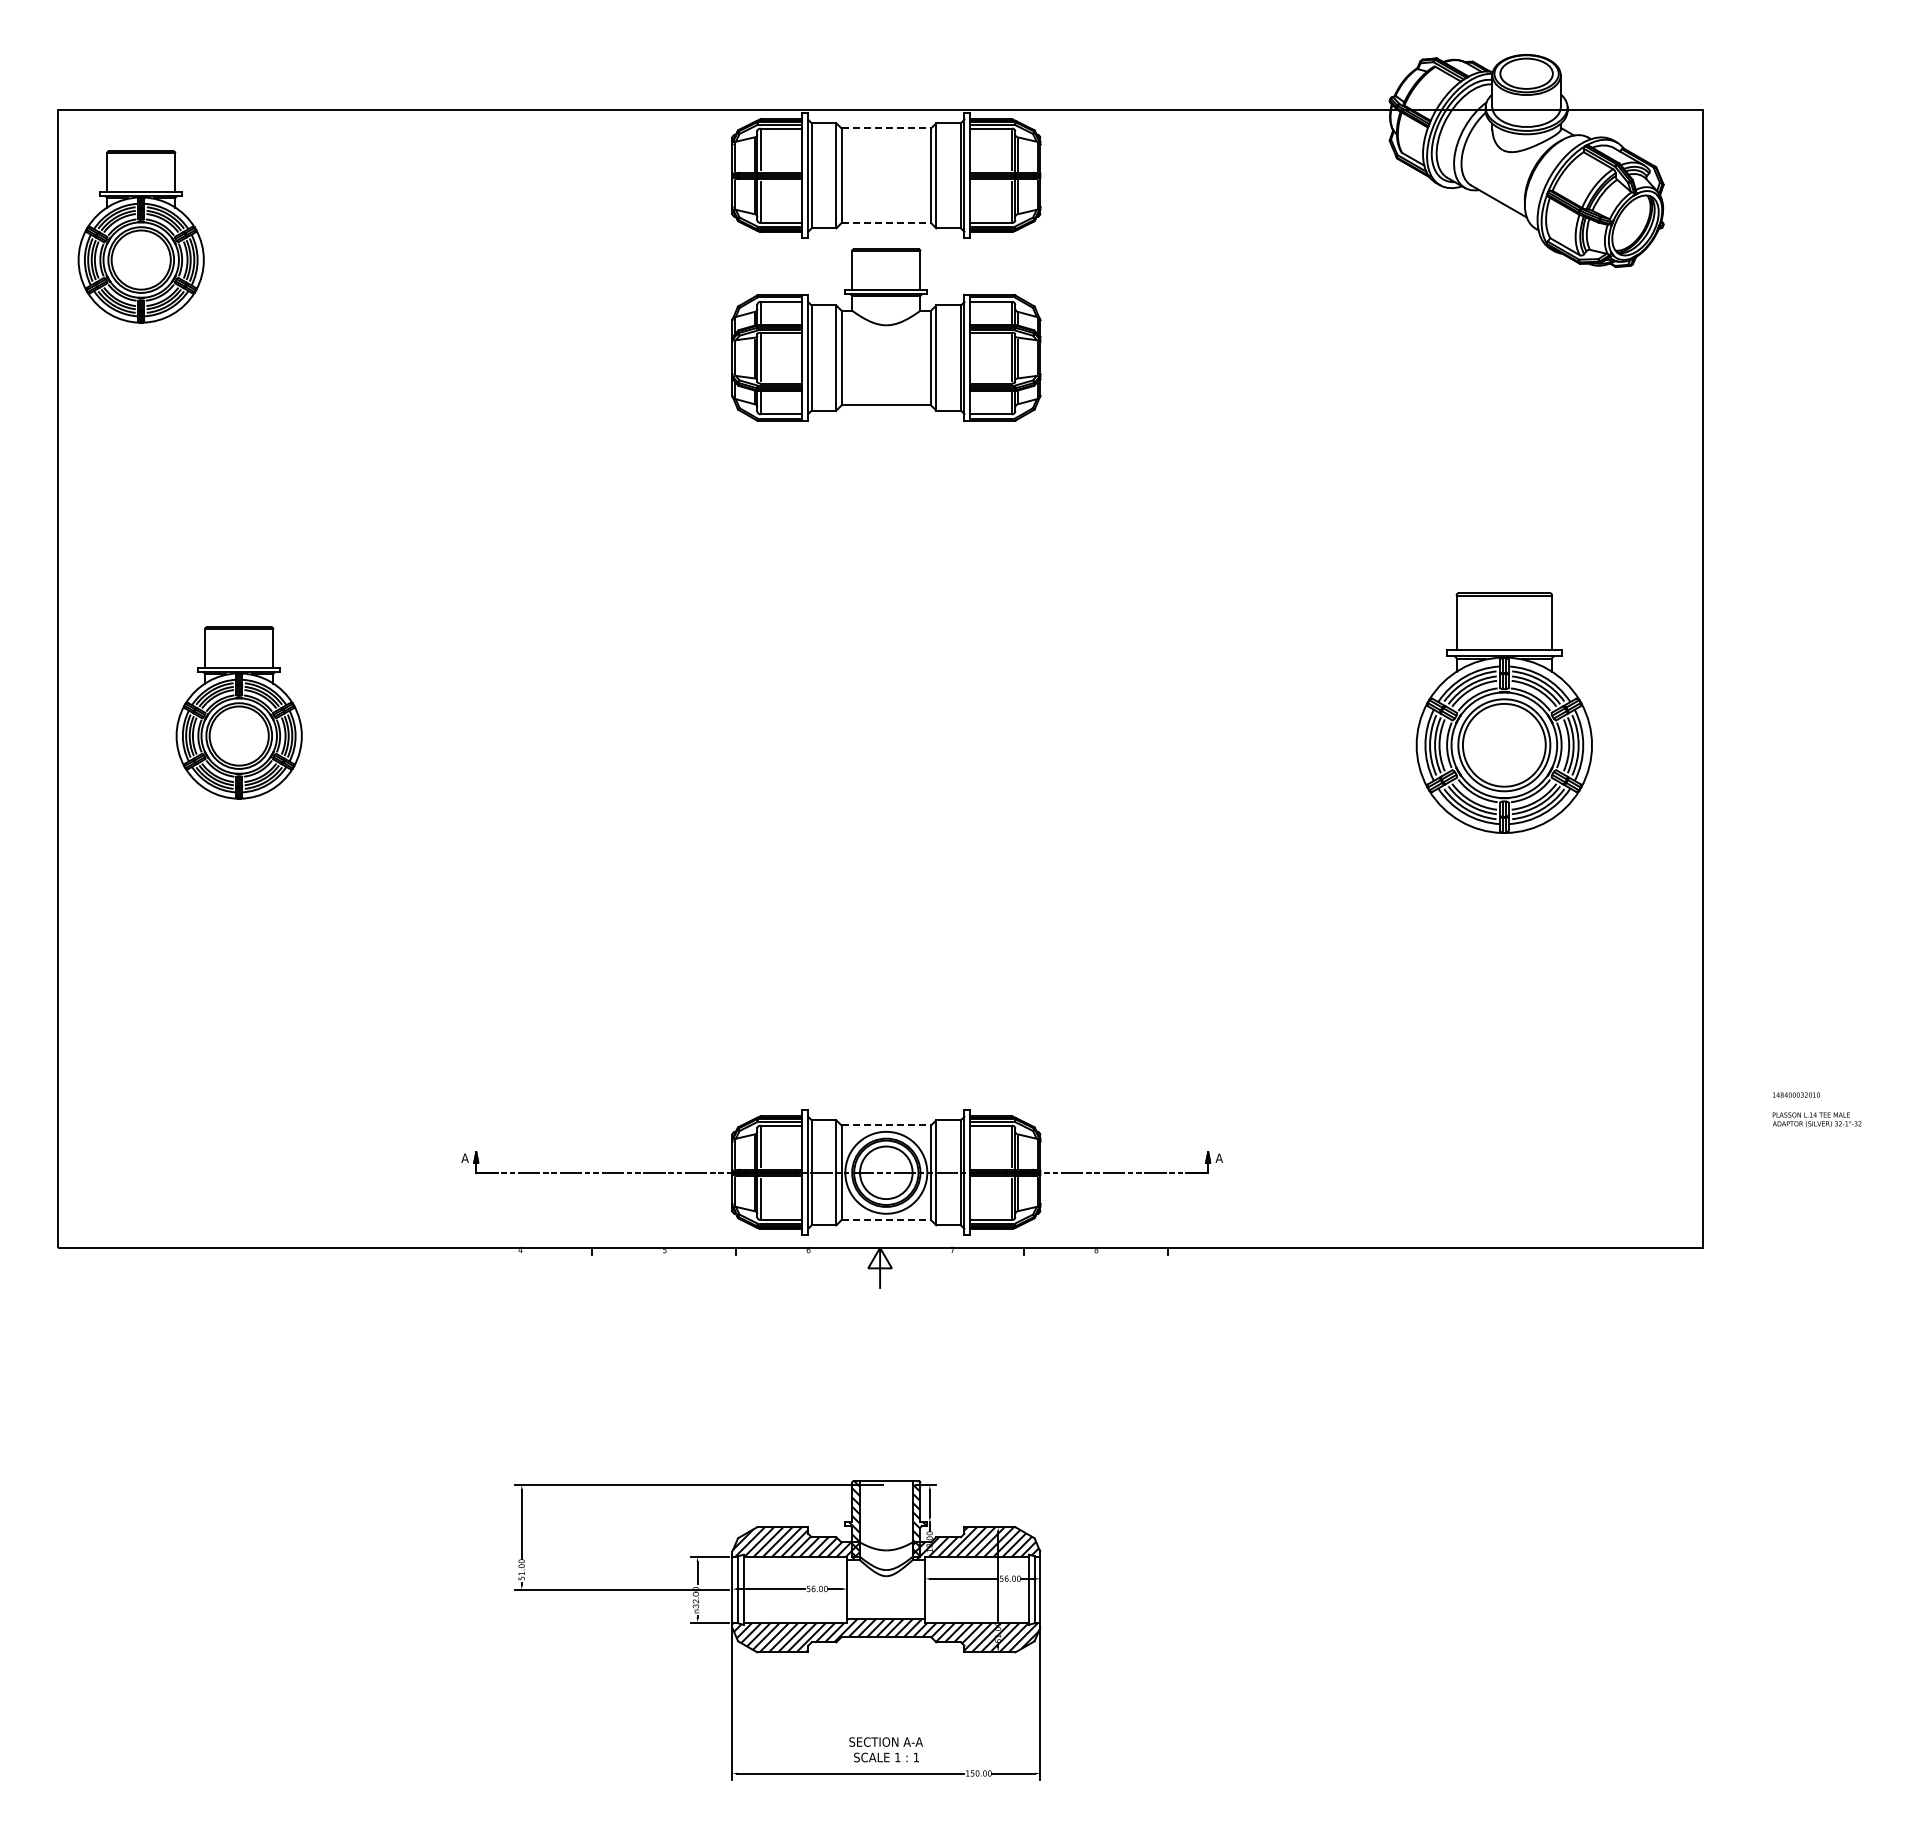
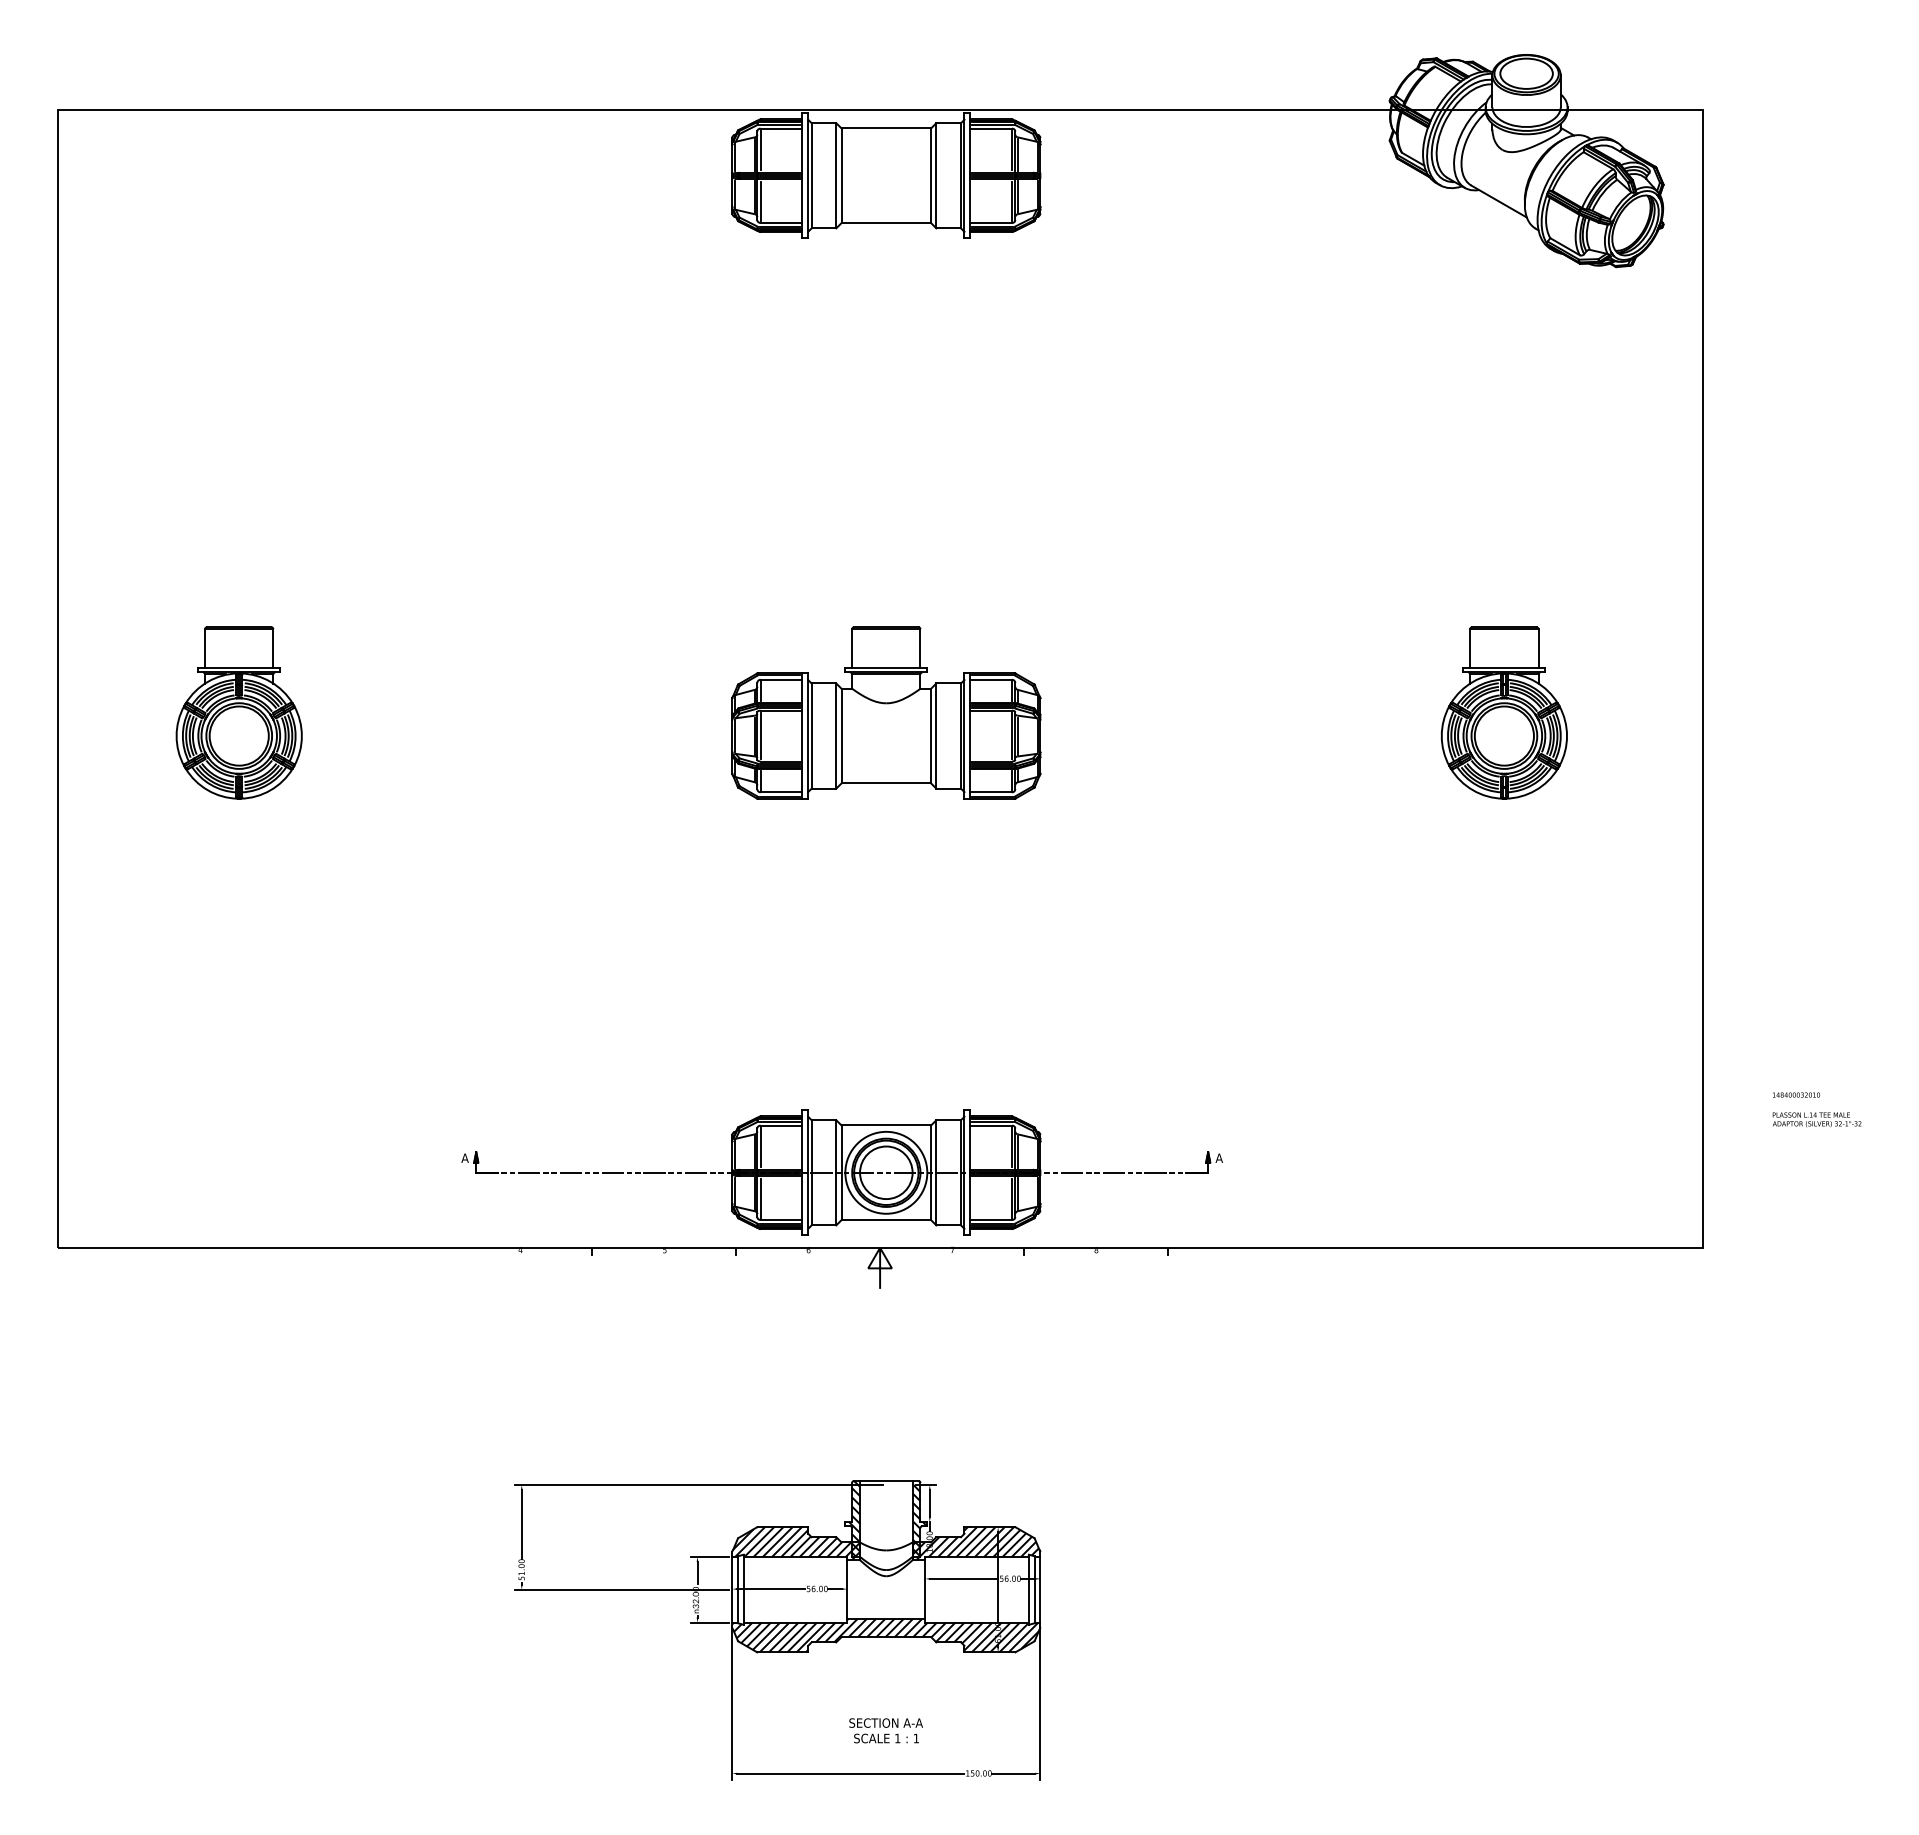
line: dashed -> solid (886, 128)
line: dashed -> solid (886, 223)
part: present -> none (140, 236)
part position: (886, 334) -> (886, 712) (886, 712)
part size: 178x242 px -> 127x174 px (1504, 712)
line: dashed -> solid (886, 1125)
line: dashed -> solid (886, 1220)
text position: (885, 1749) -> (885, 1730) (885, 1730)
